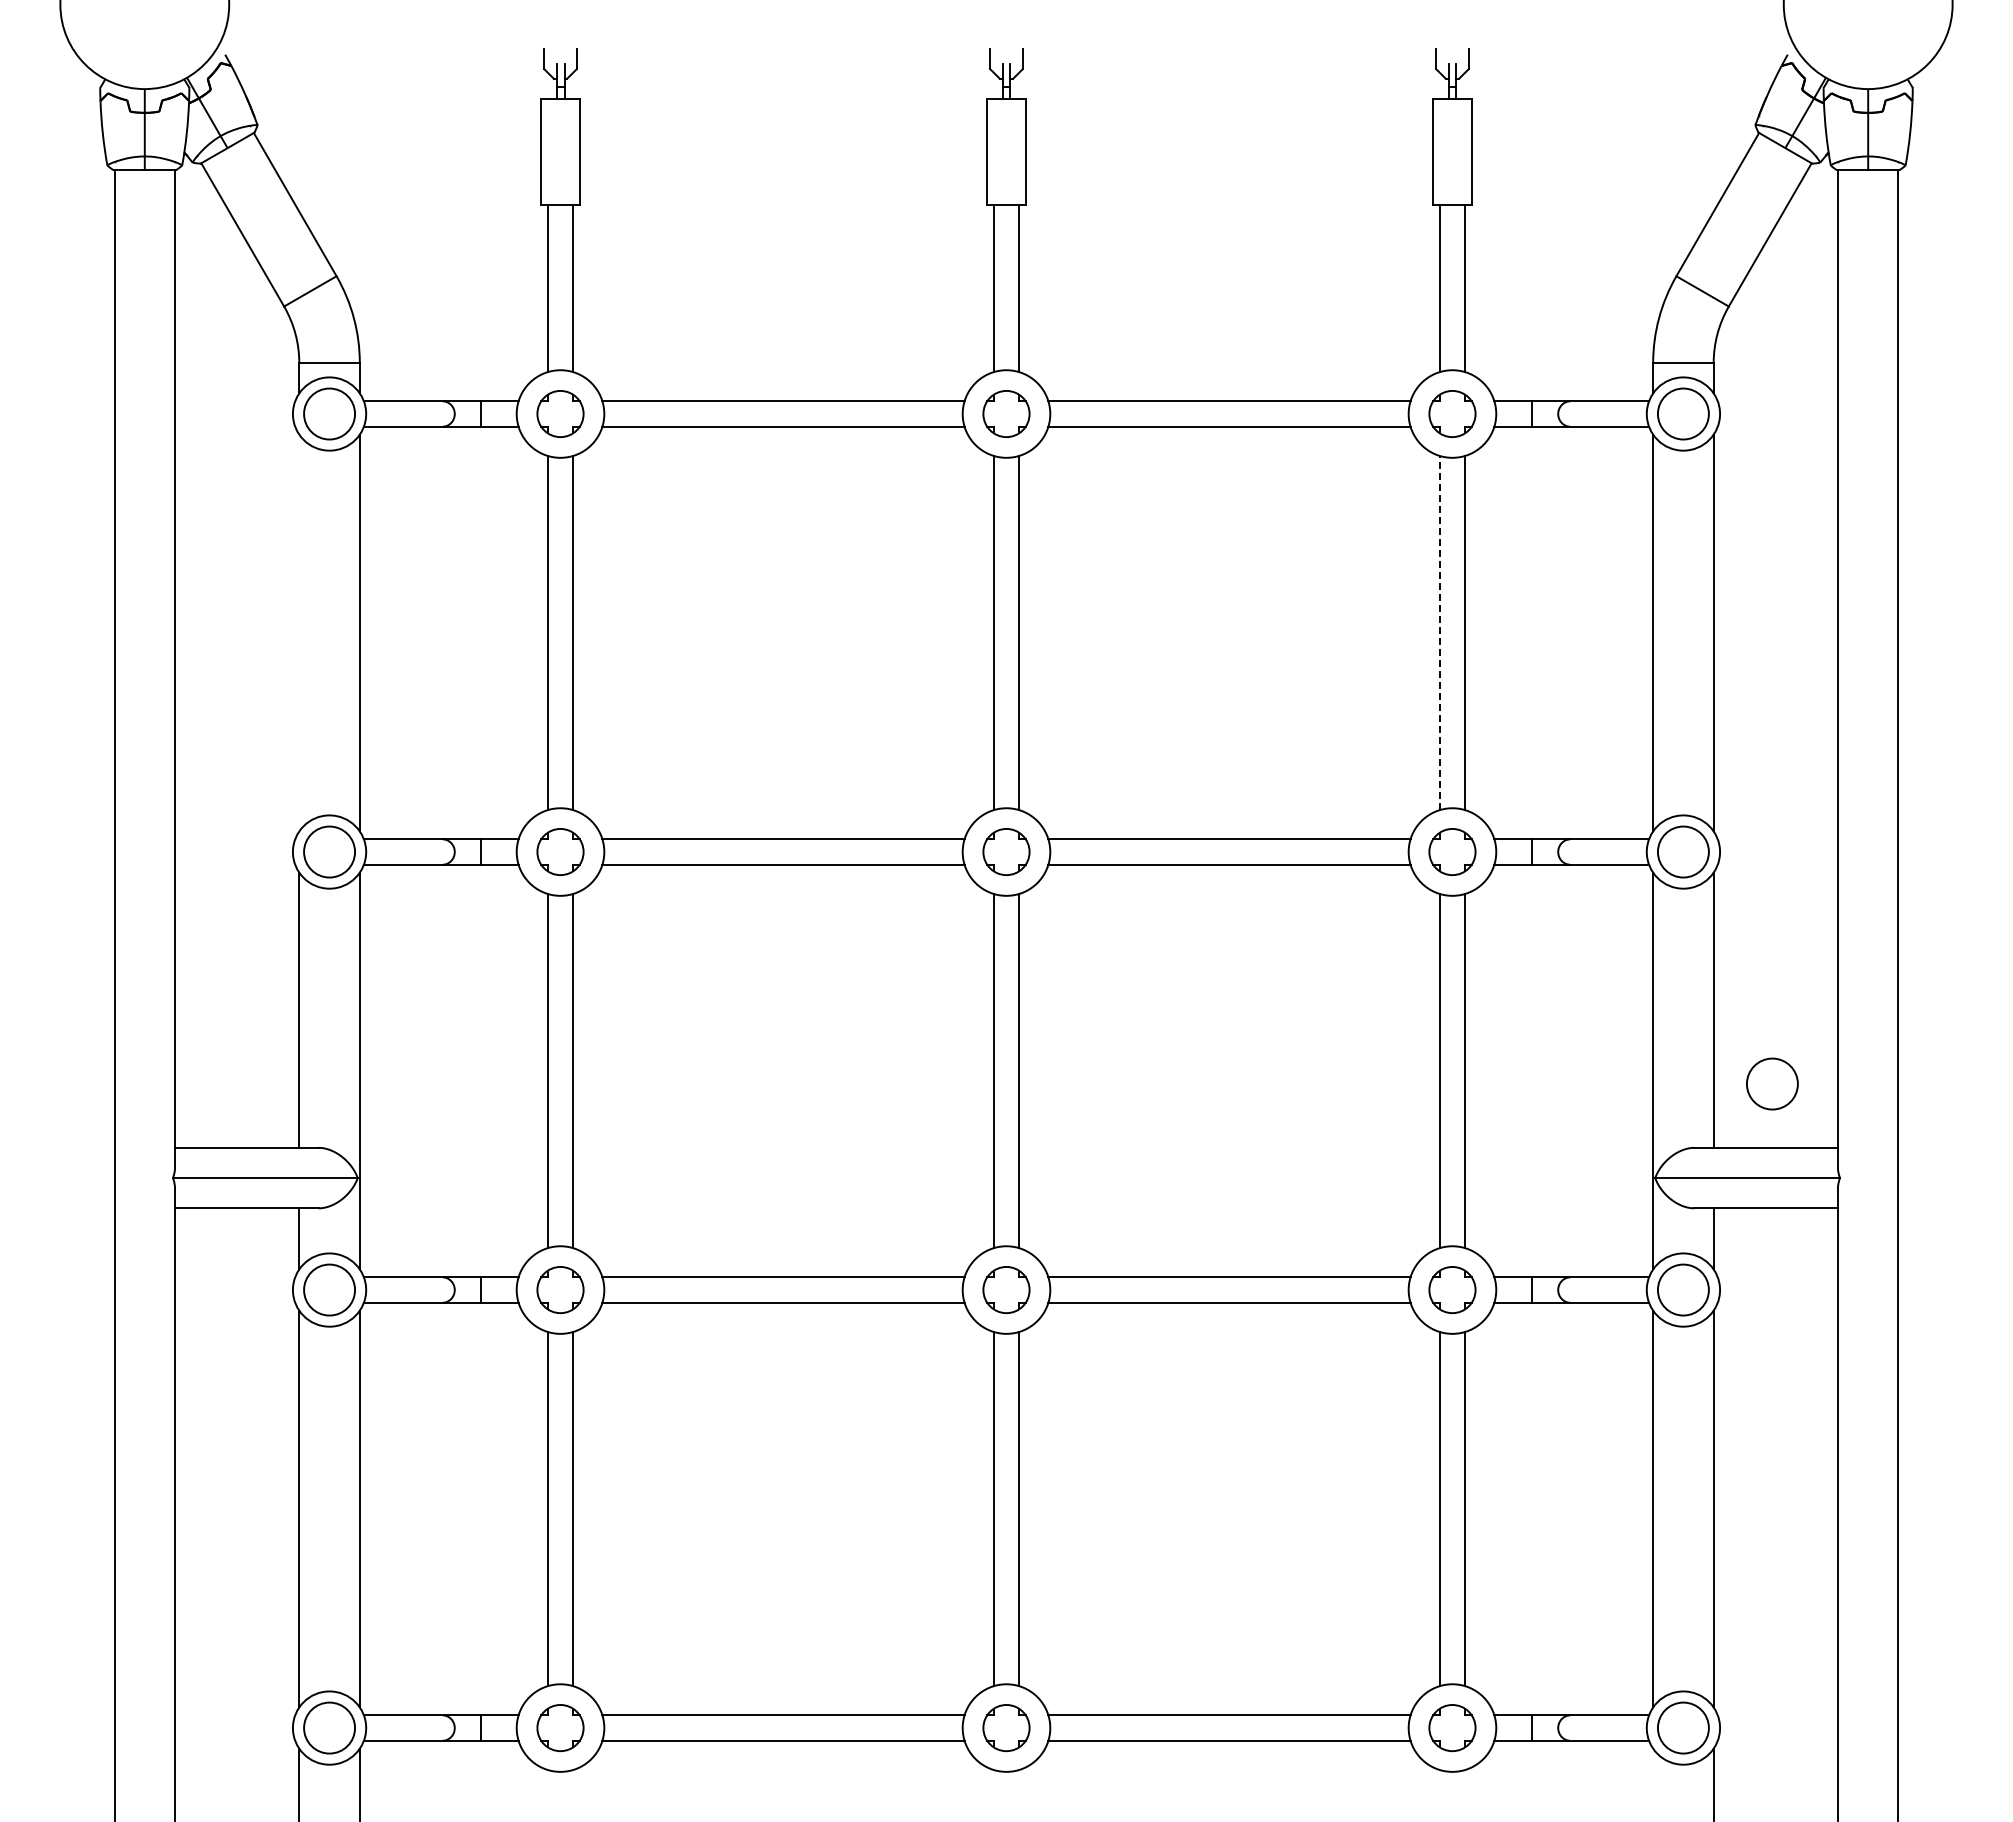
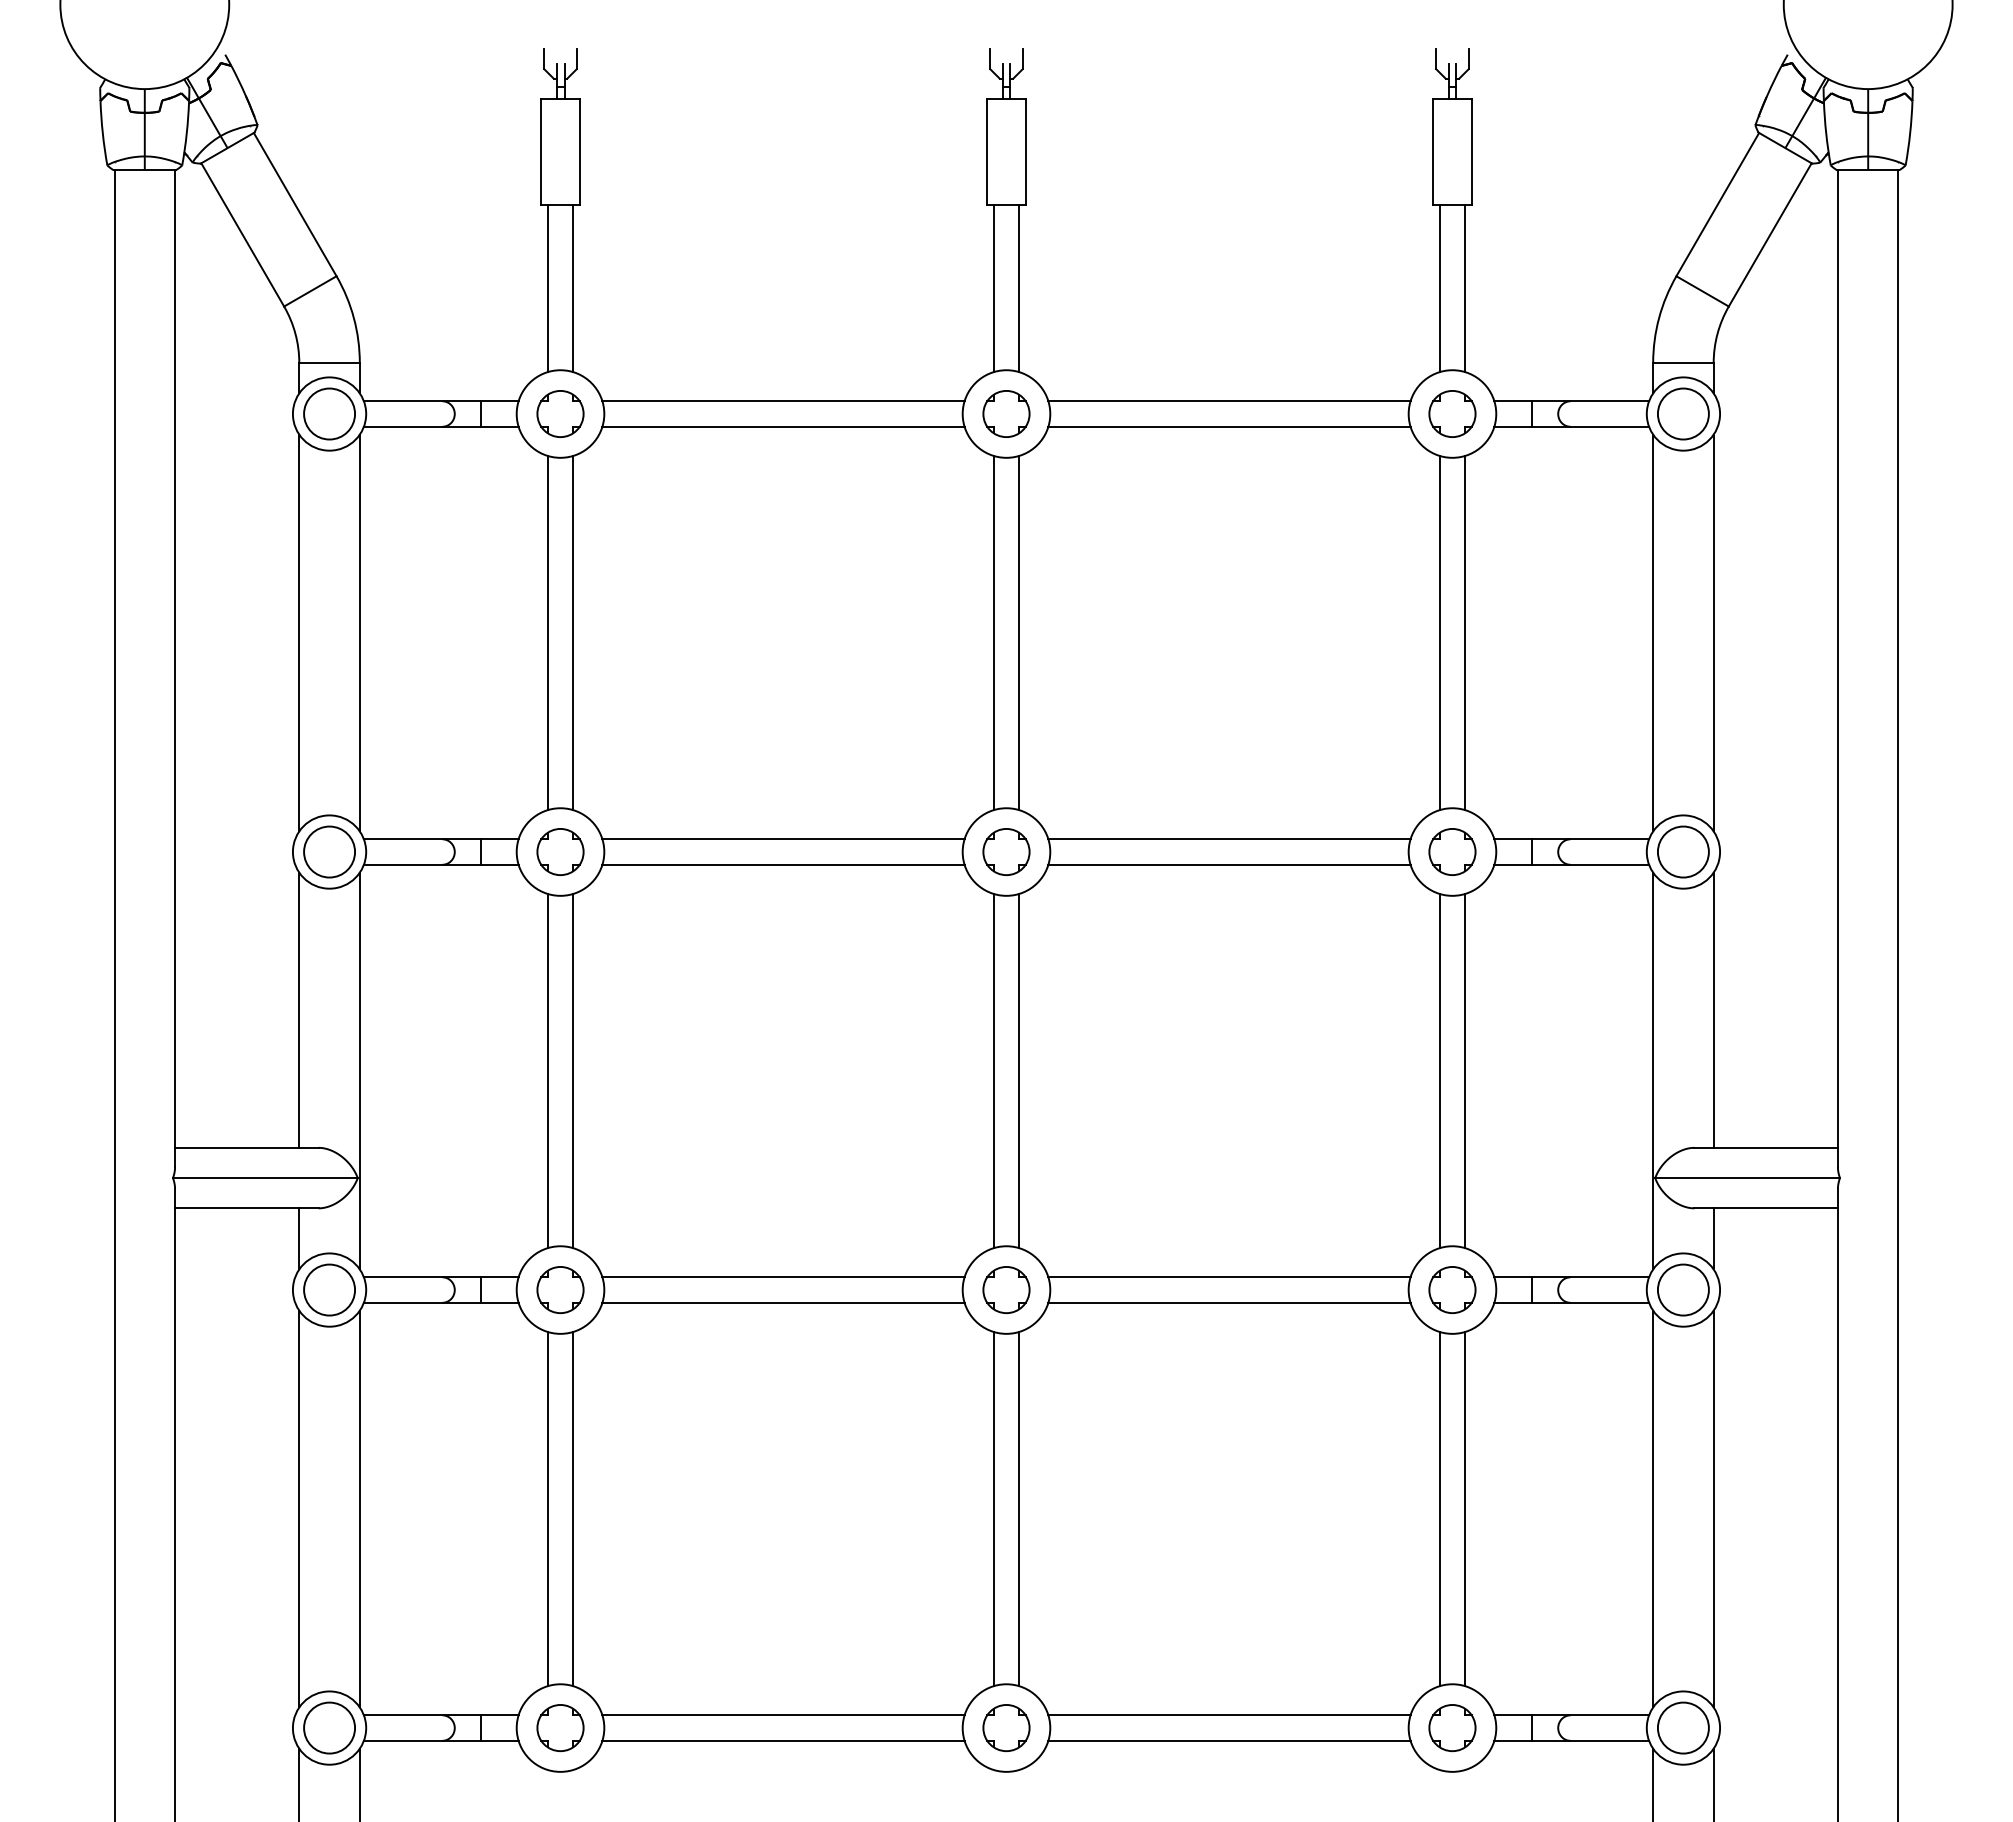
line: none -> present (299, 632)
line: dashed -> solid (1439, 632)
circle: present -> none (1772, 1083)
line: none -> present (1653, 1783)
